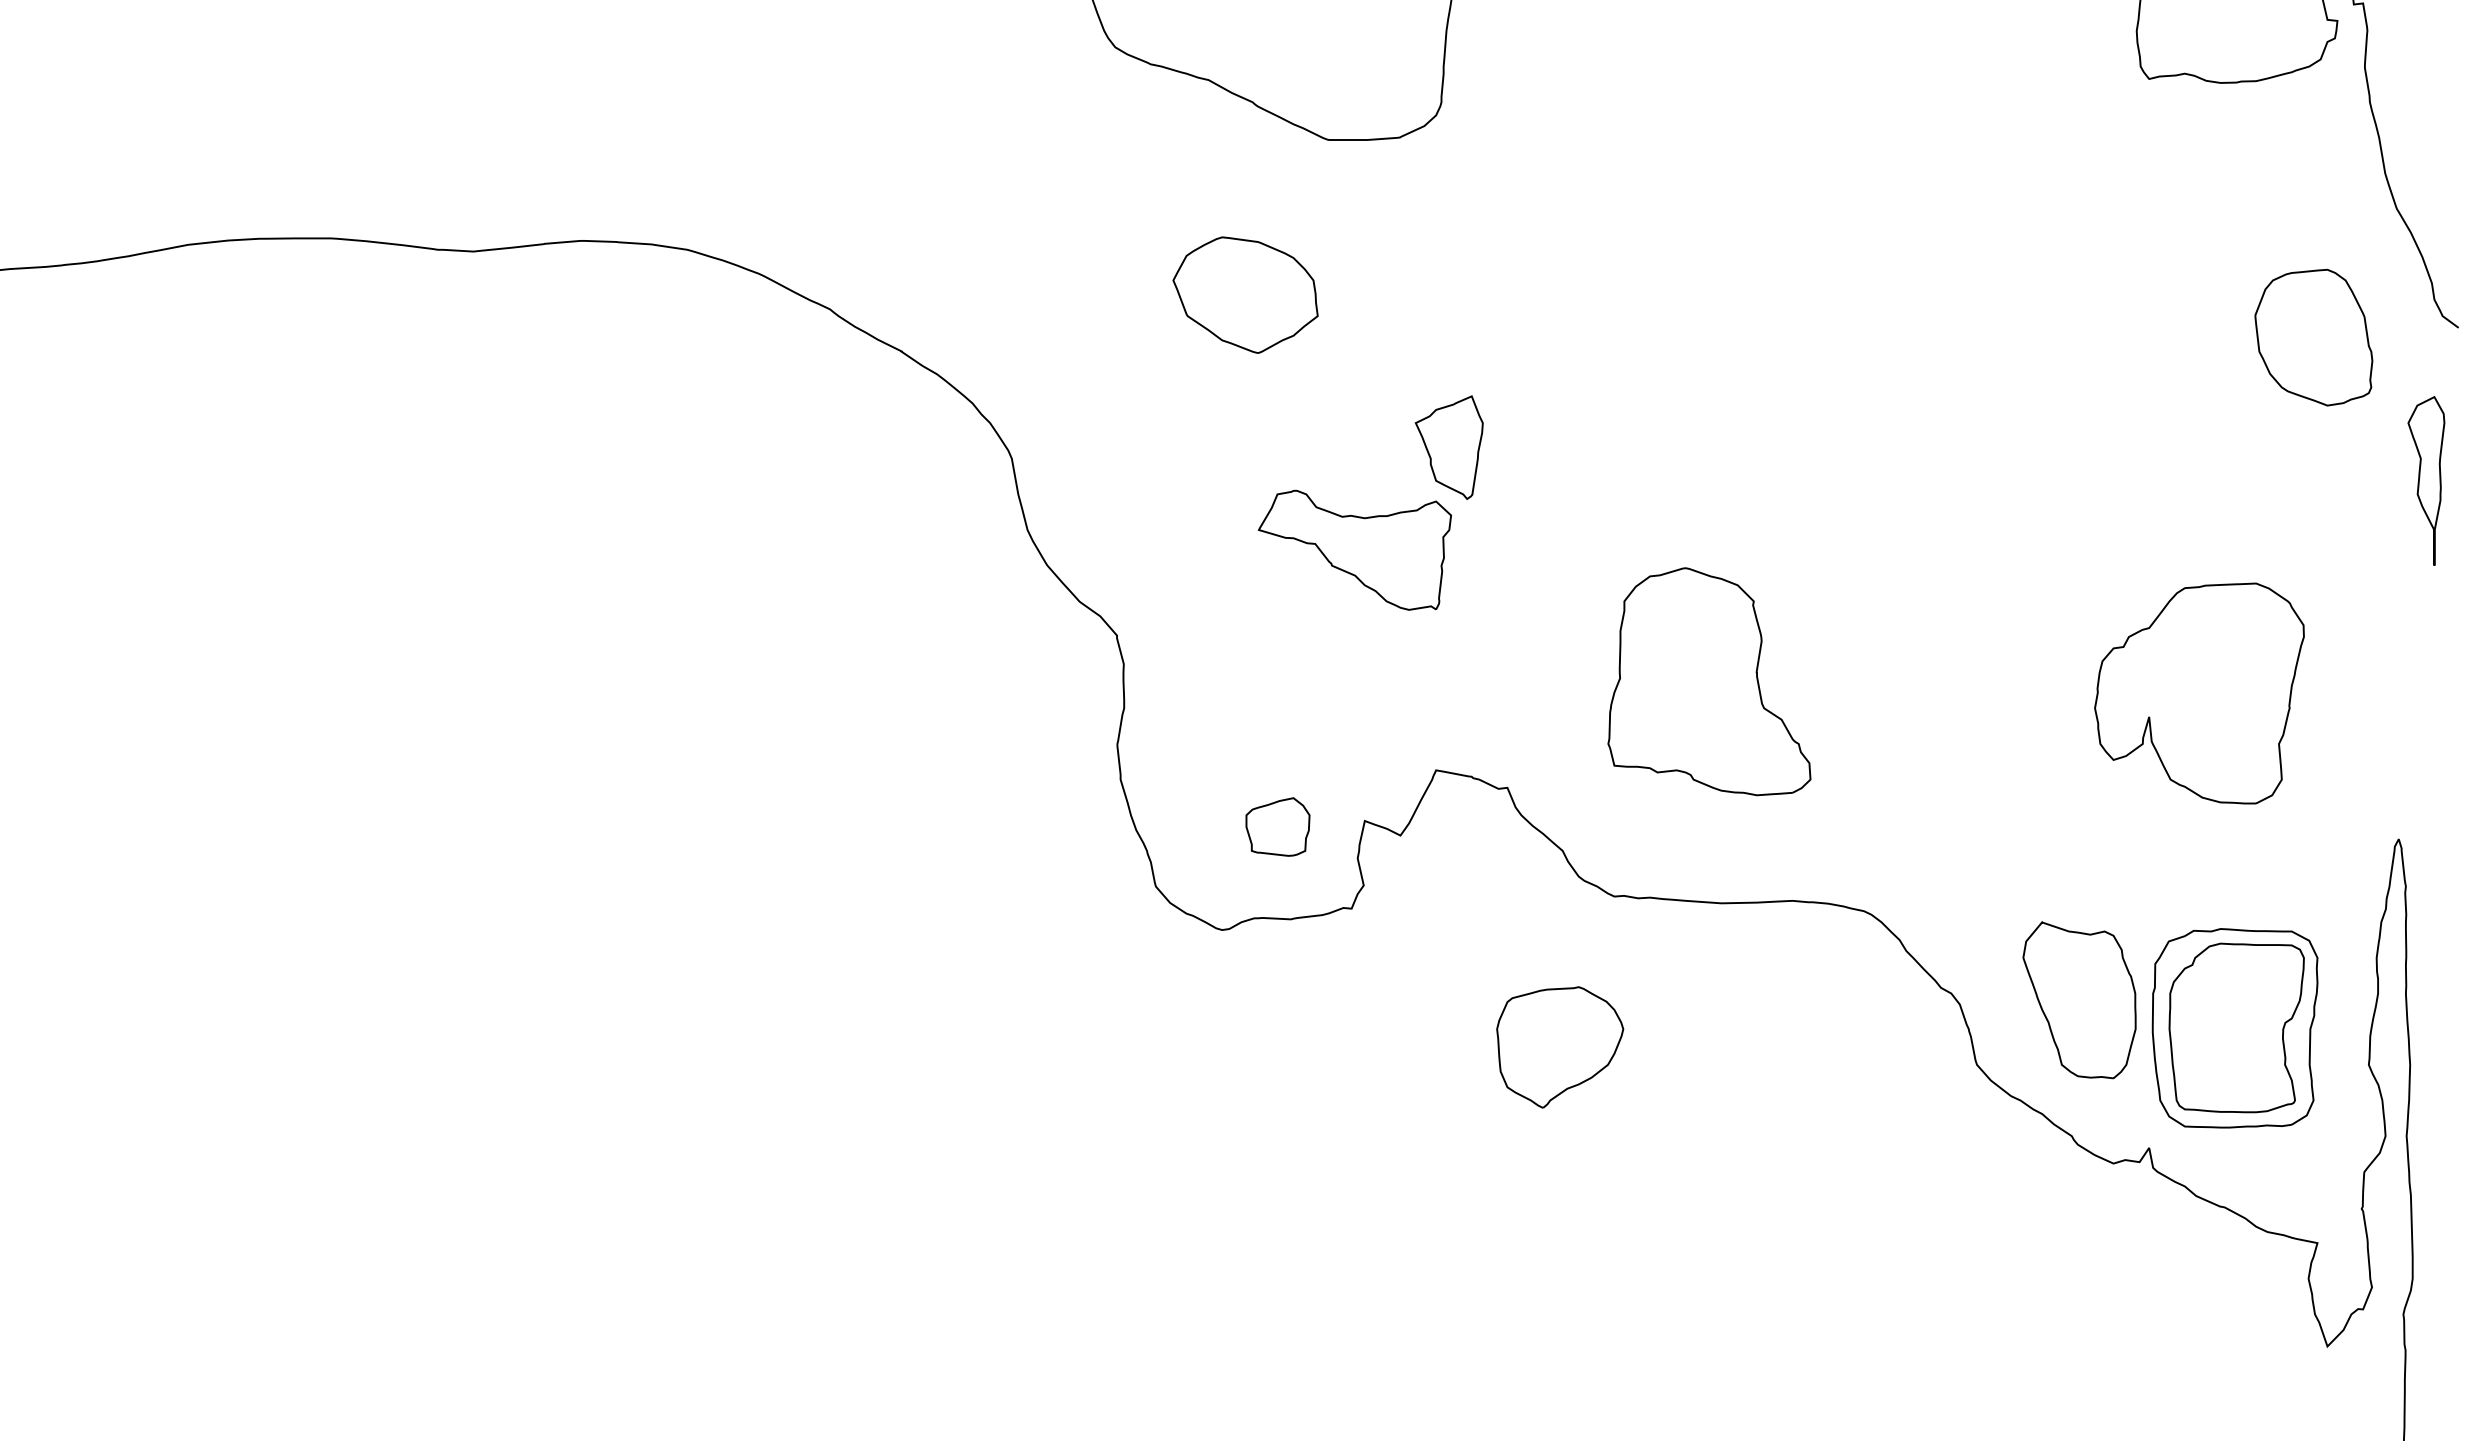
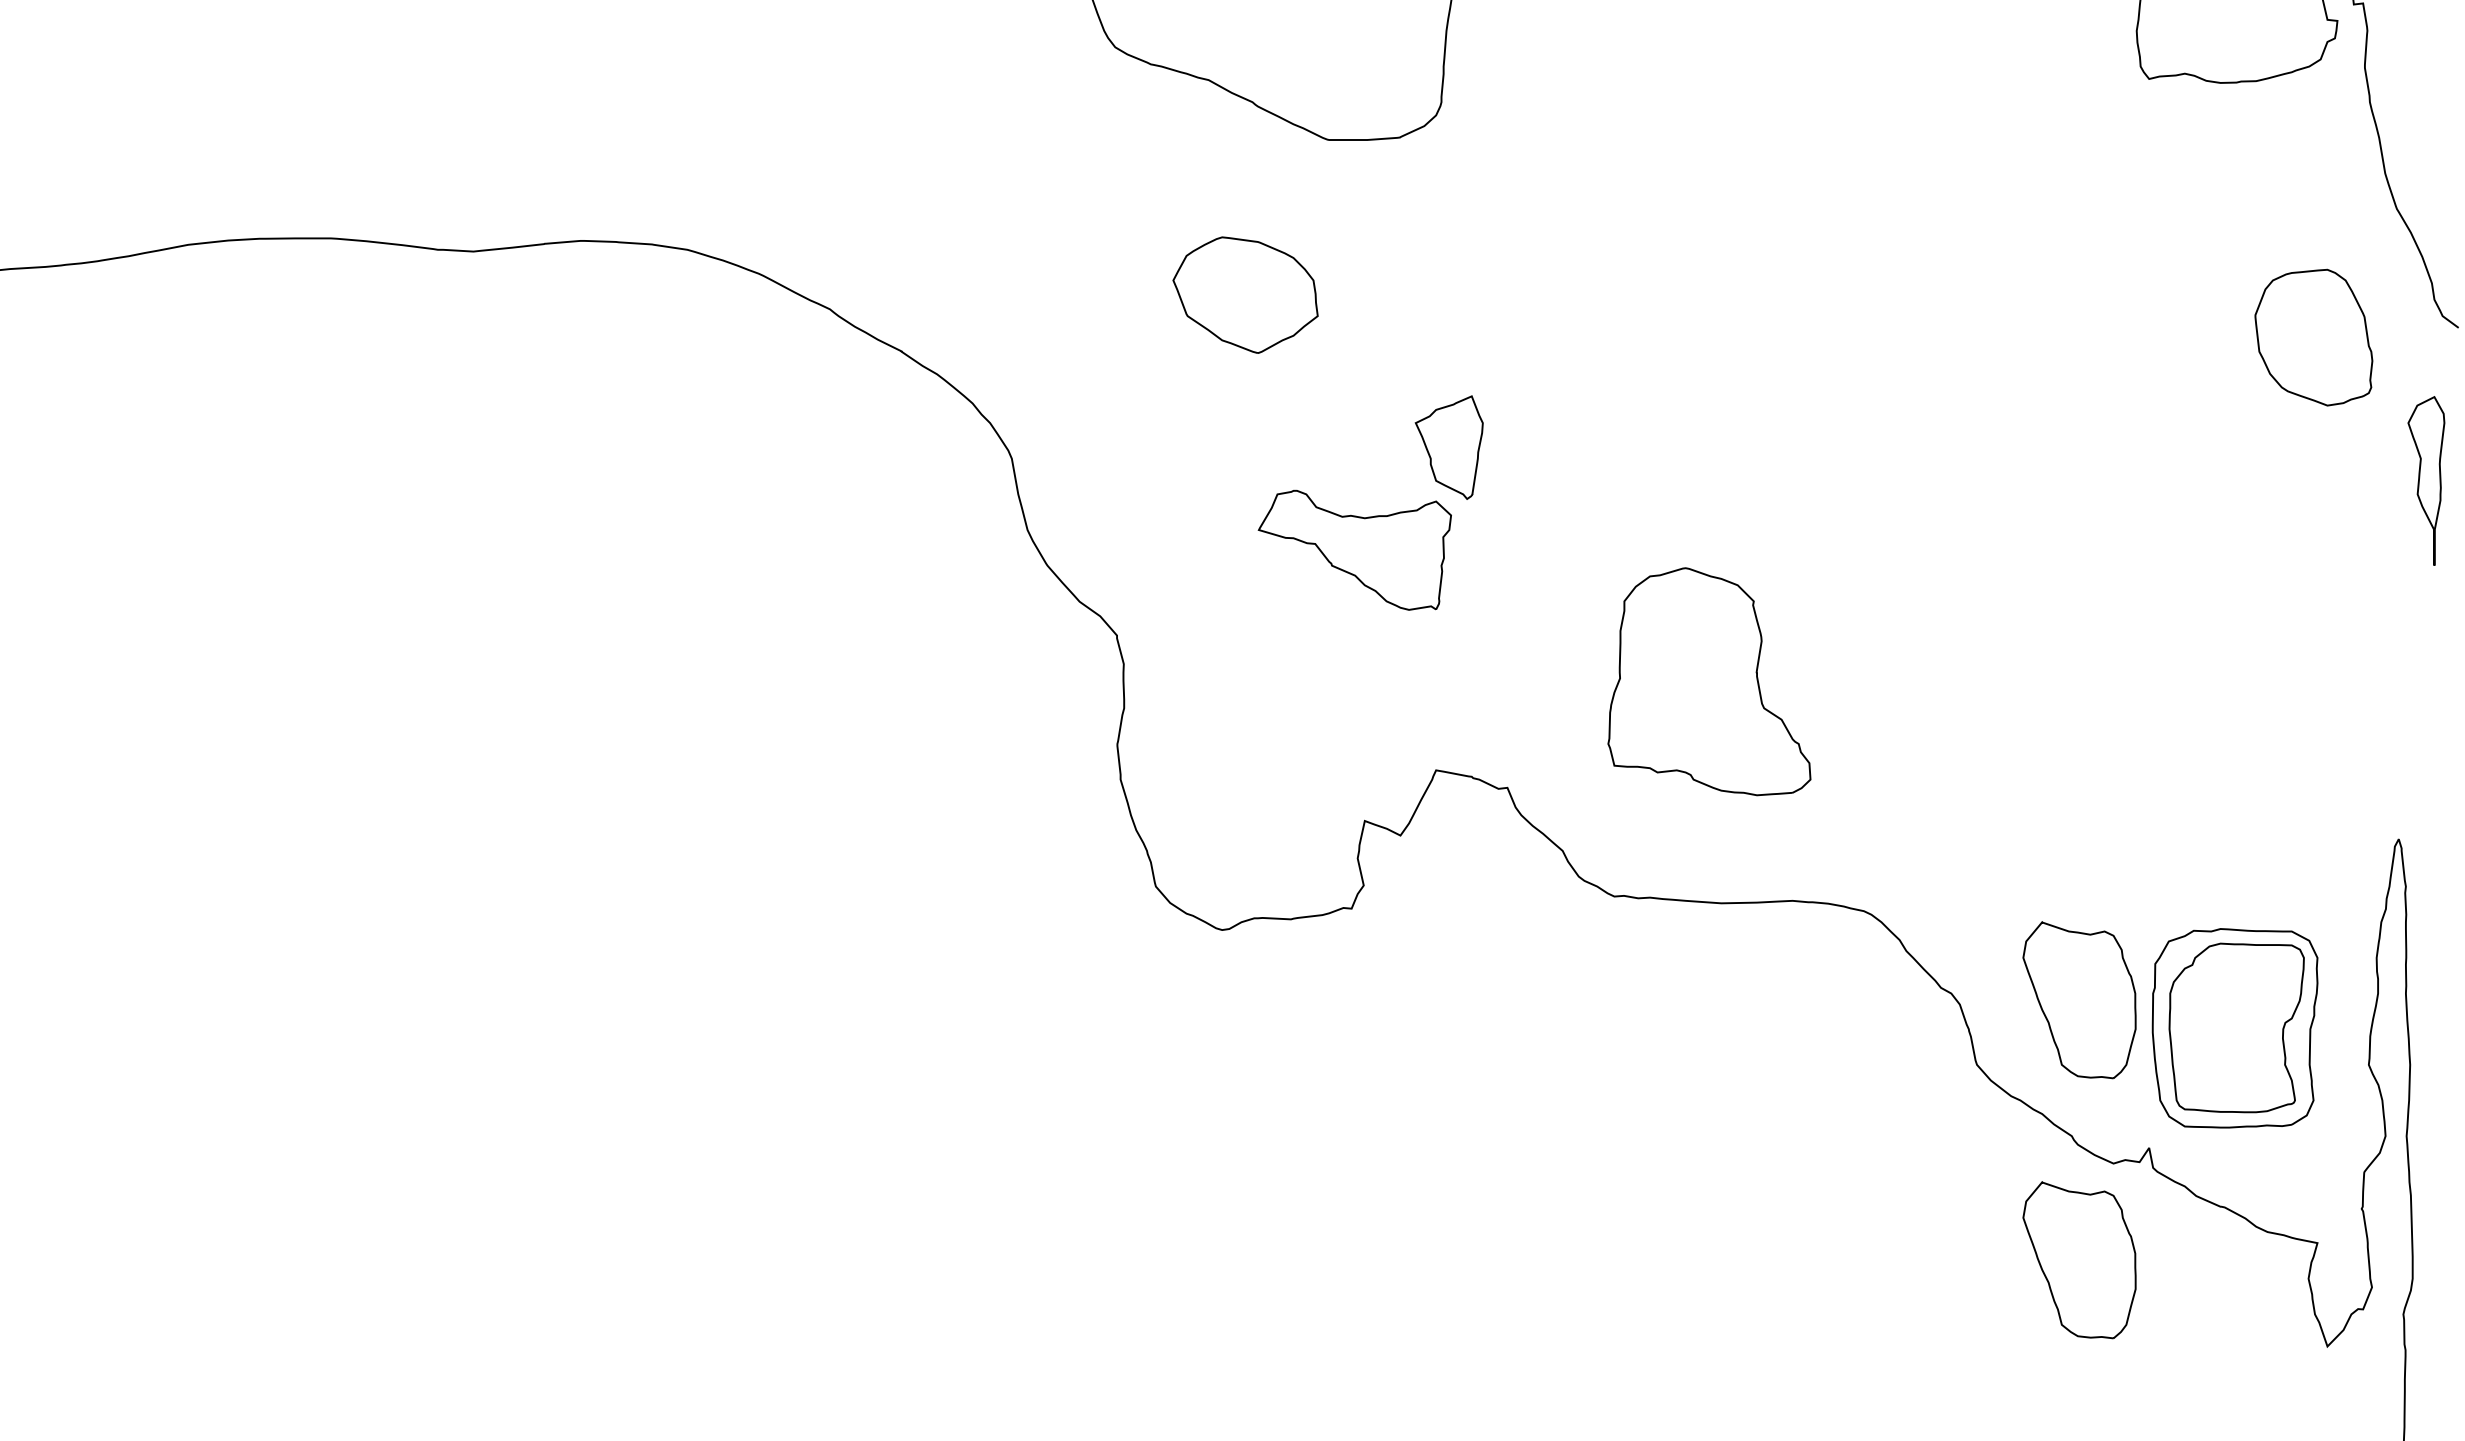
part: present -> none (2199, 693)
part: present -> none (1277, 826)
part: present -> none (1560, 1047)
part: none -> present (2079, 1260)
